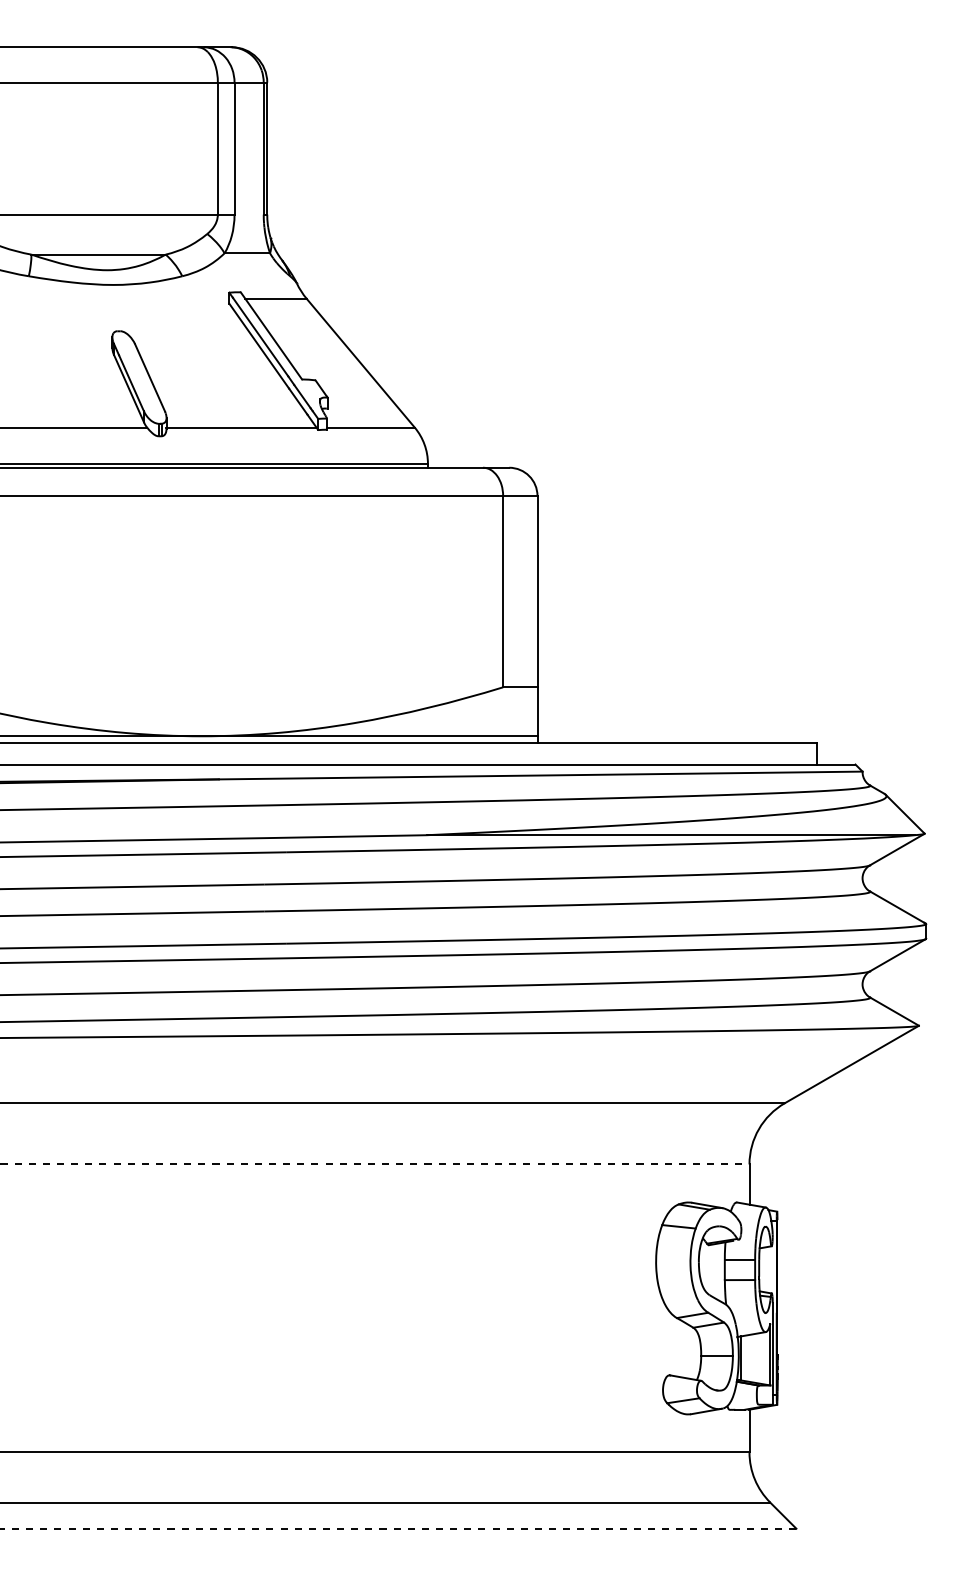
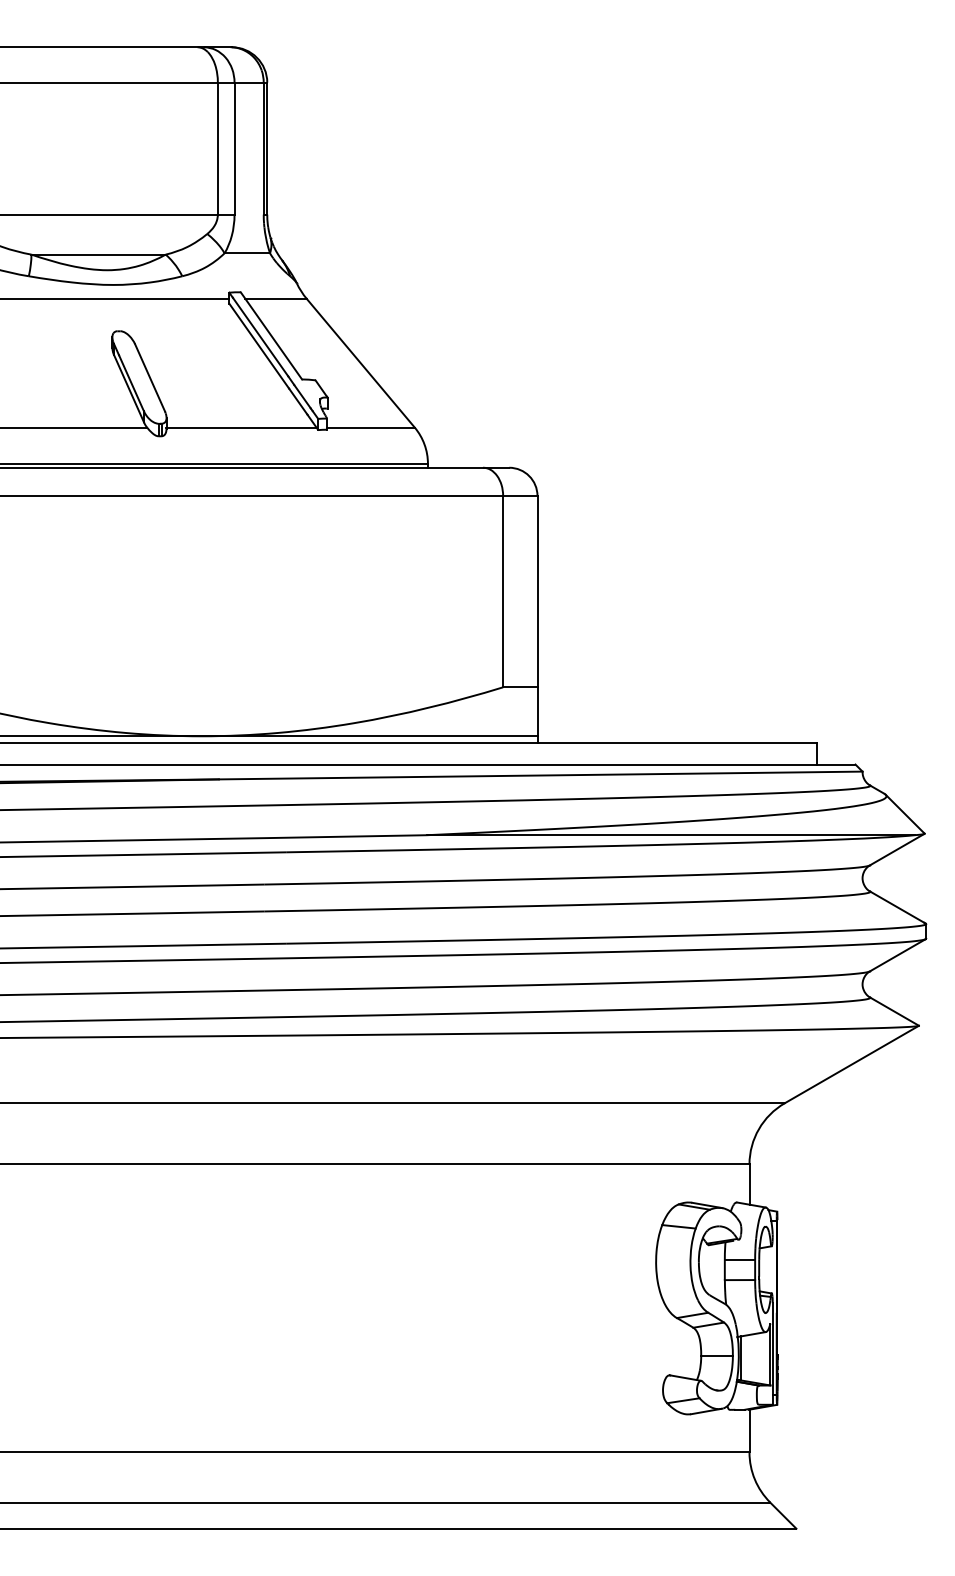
line: none -> present (115, 298)
line: dashed -> solid (375, 1164)
line: dashed -> solid (398, 1528)
